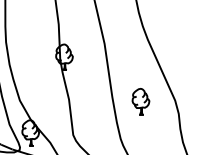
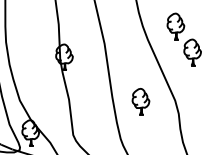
part: none -> present (183, 39)
